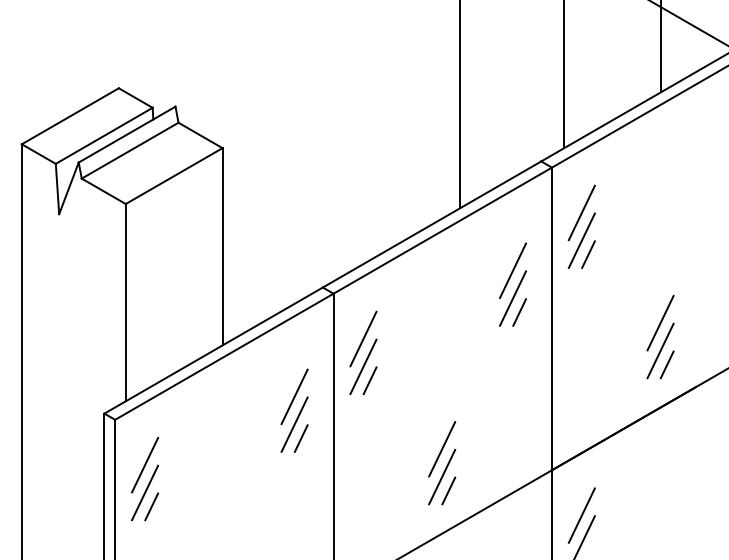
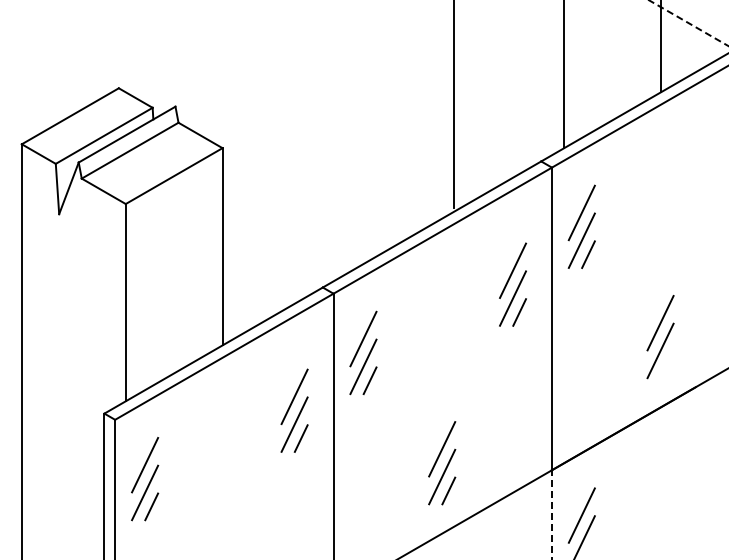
line: solid -> dashed (689, 23)
line position: (460, 105) -> (454, 105) (454, 105)
line: present -> none (666, 364)
line: solid -> dashed (551, 514)
